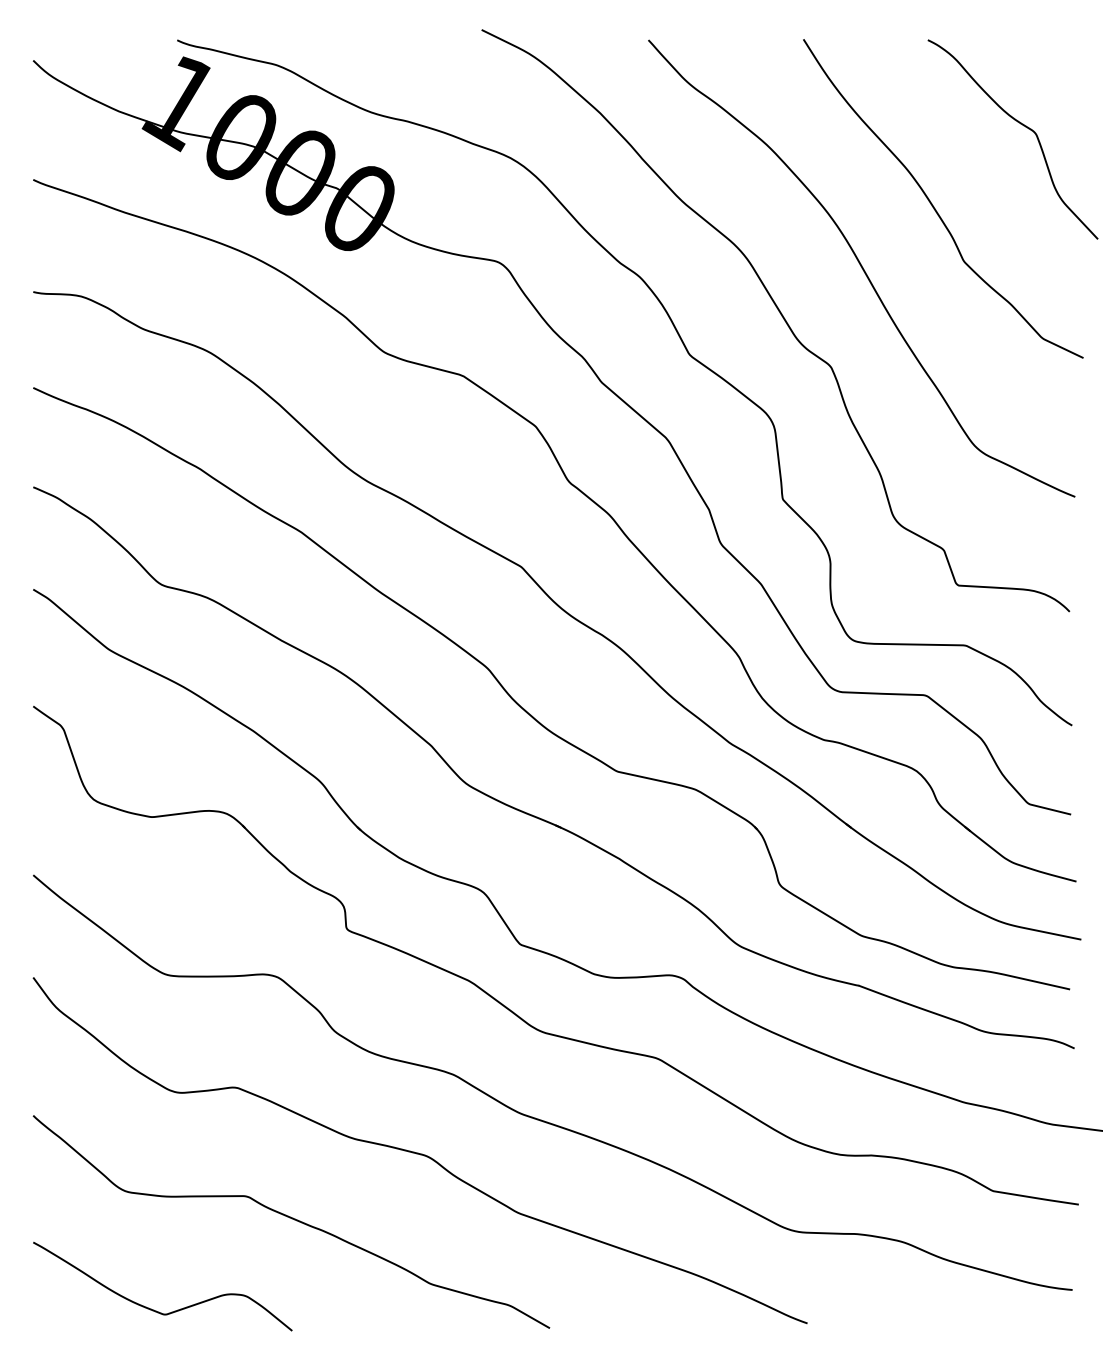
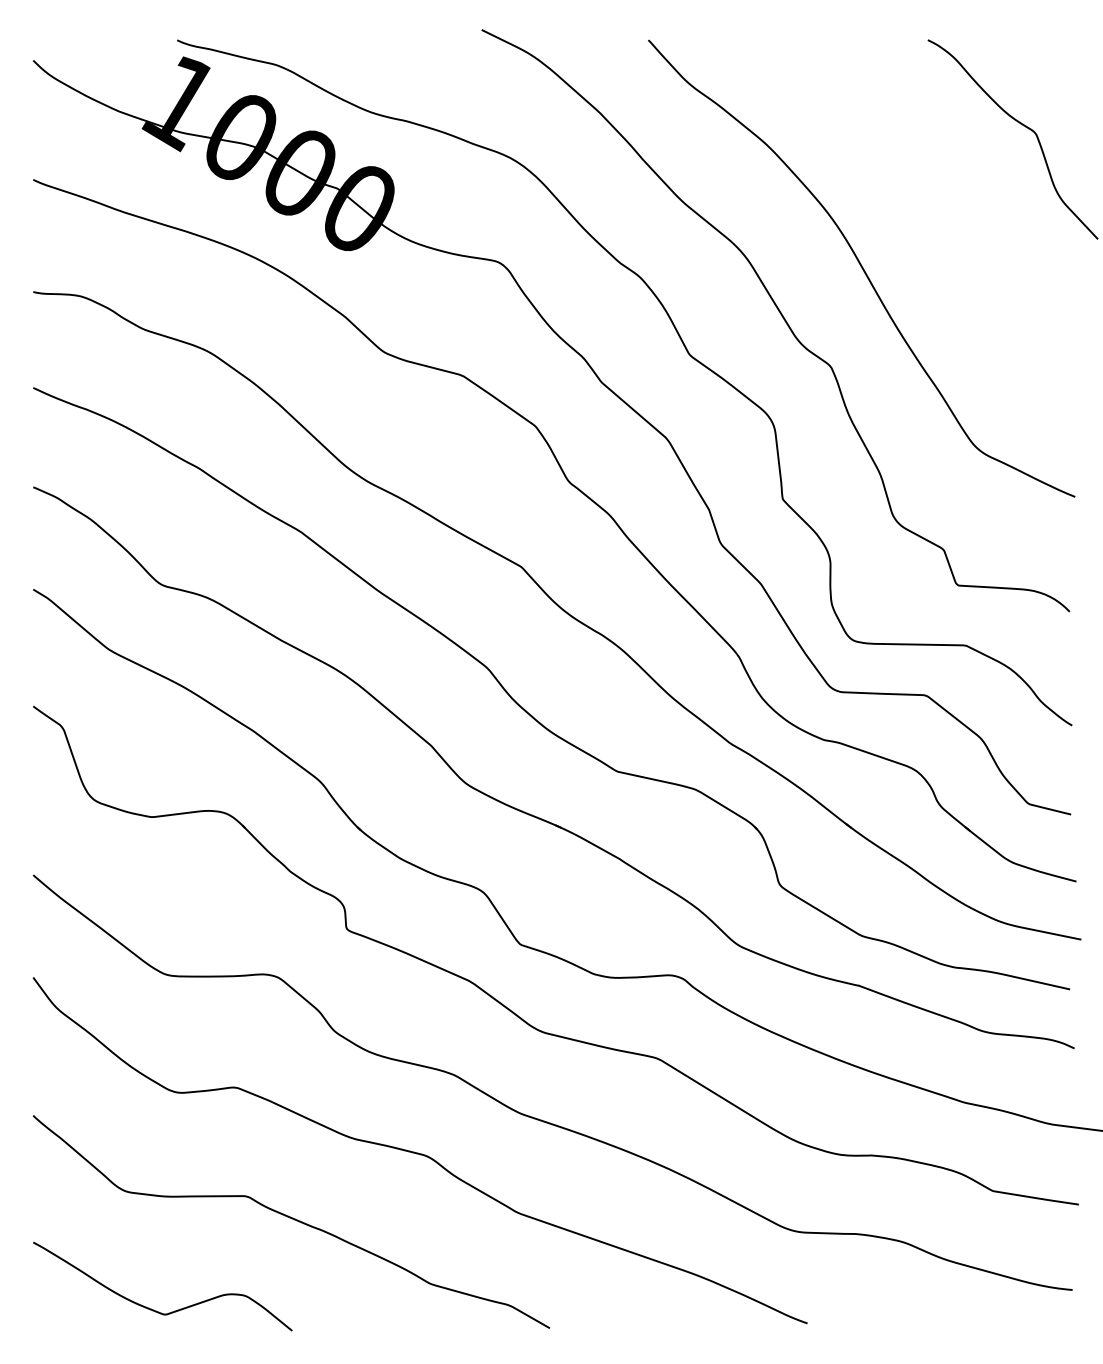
curve: present -> none (934, 206)
